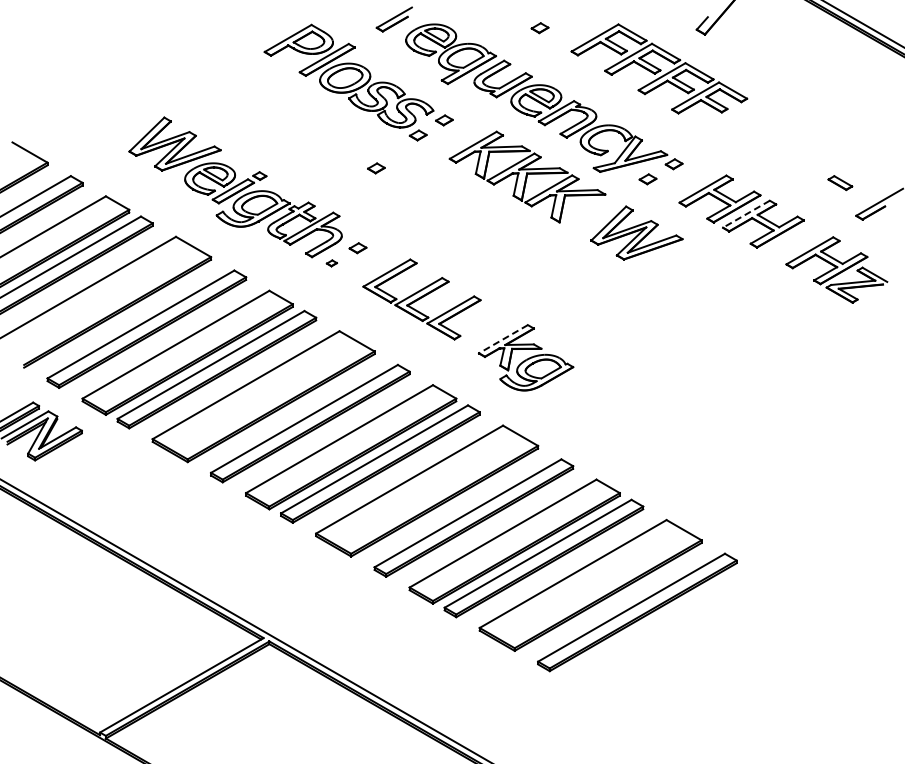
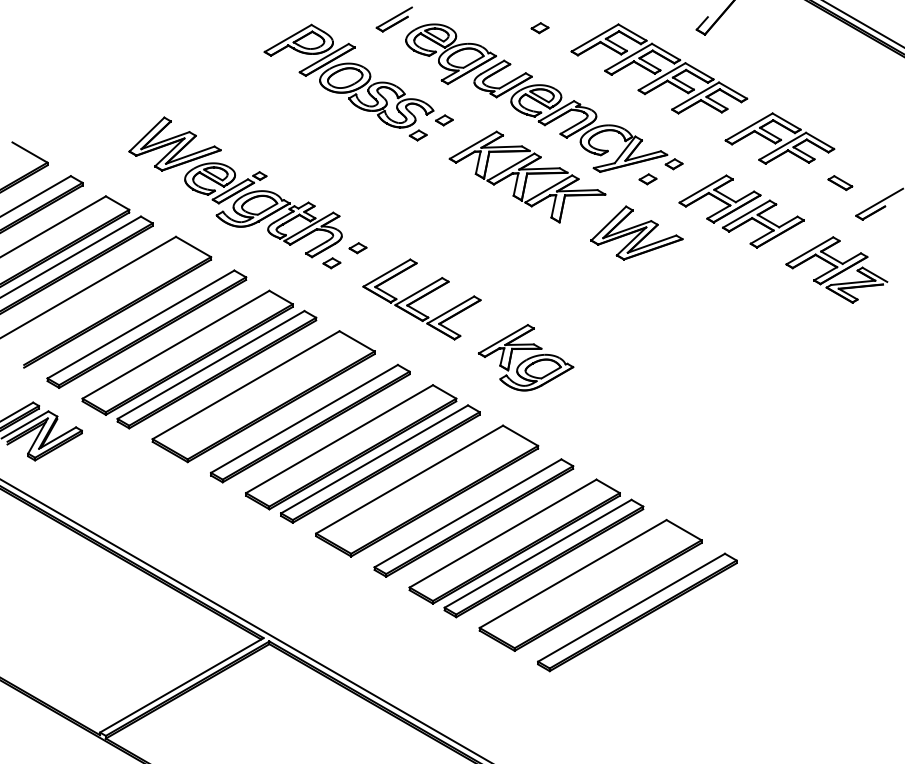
part: none -> present (779, 138)
part: present -> none (376, 168)
line: dashed -> solid (746, 214)
part size: 13x9 px -> 20x13 px (331, 263)
line: dashed -> solid (503, 339)
